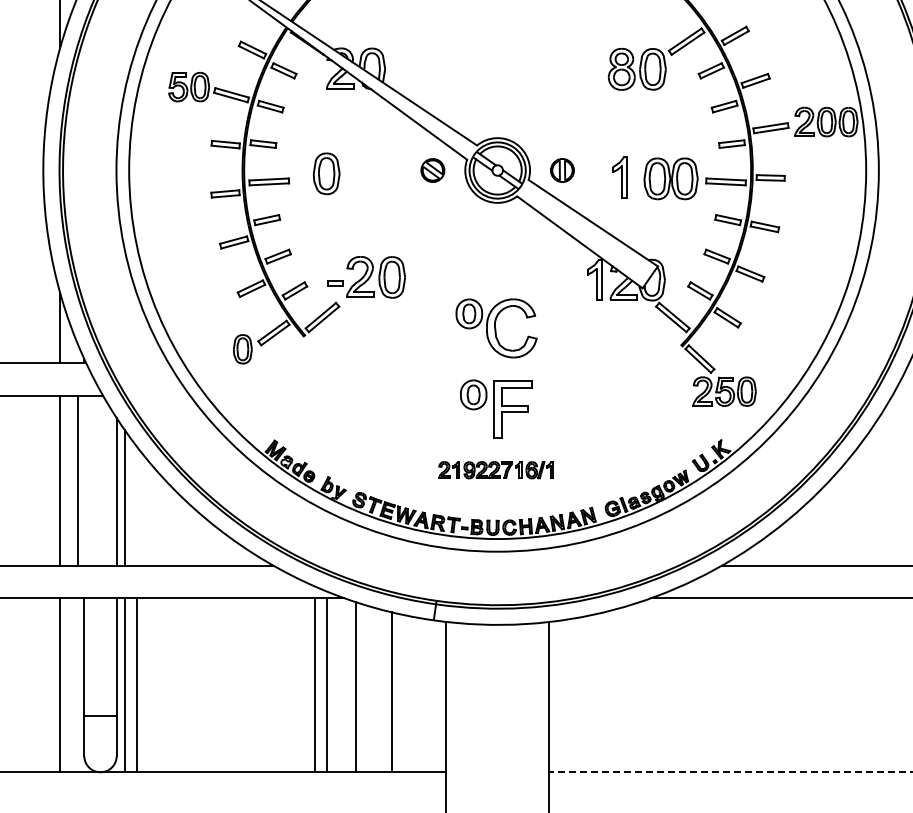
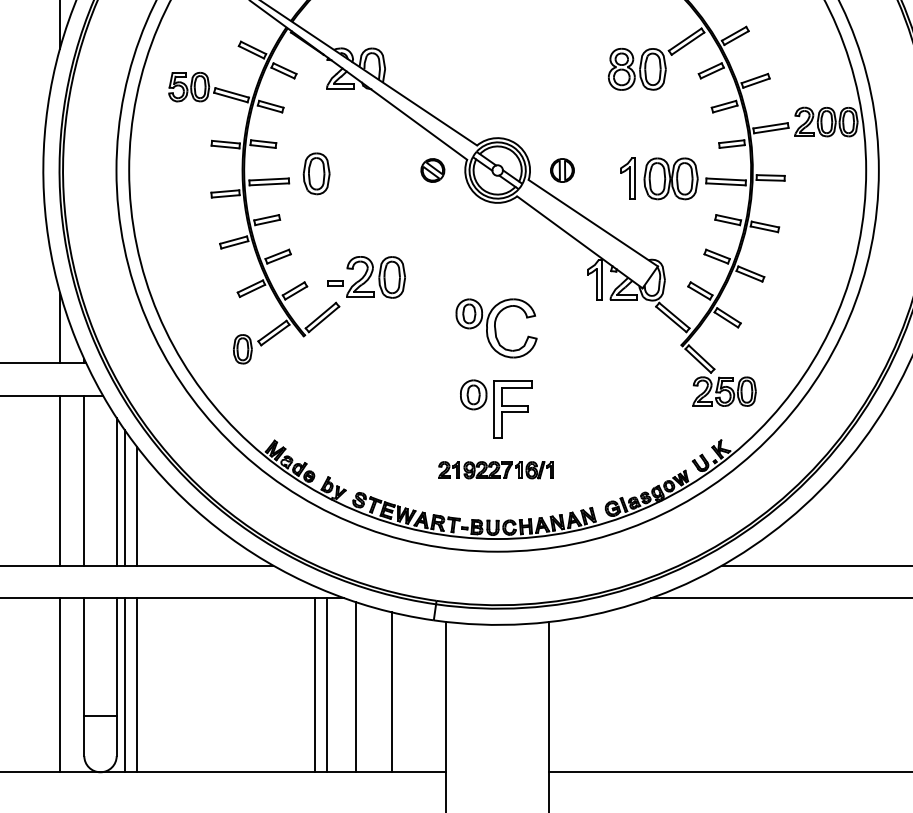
part position: (326, 173) -> (316, 173) (316, 173)
part position: (619, 177) -> (627, 178) (627, 178)
line position: (78, 480) -> (84, 480) (84, 480)
line: none -> present (136, 505)
line: dashed -> solid (730, 772)
